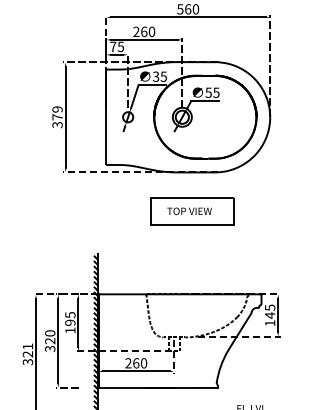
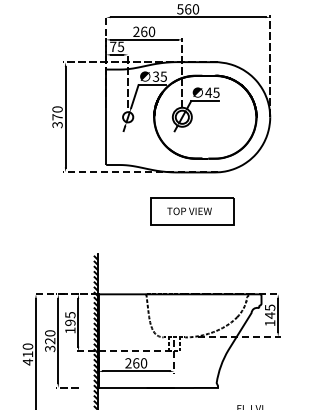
text: 55 -> 45 (208, 92)
text: 379 -> 370 (57, 109)
text: 321 -> 410 (27, 354)
